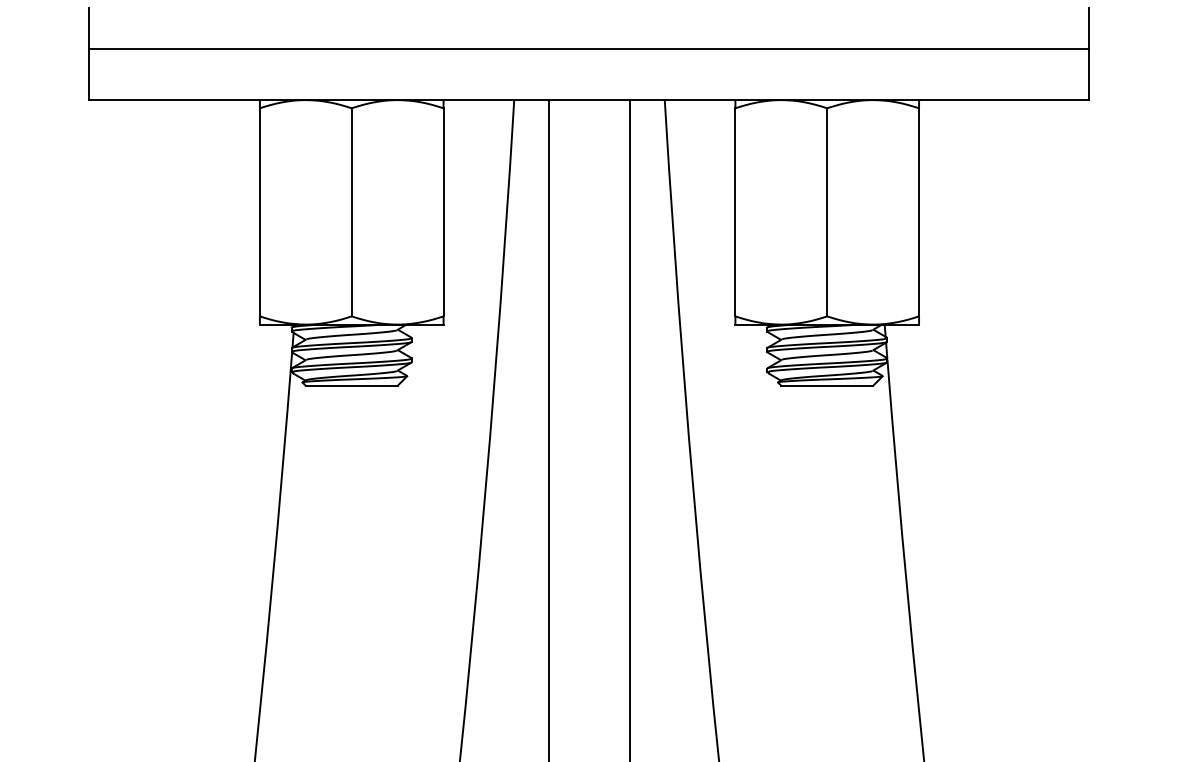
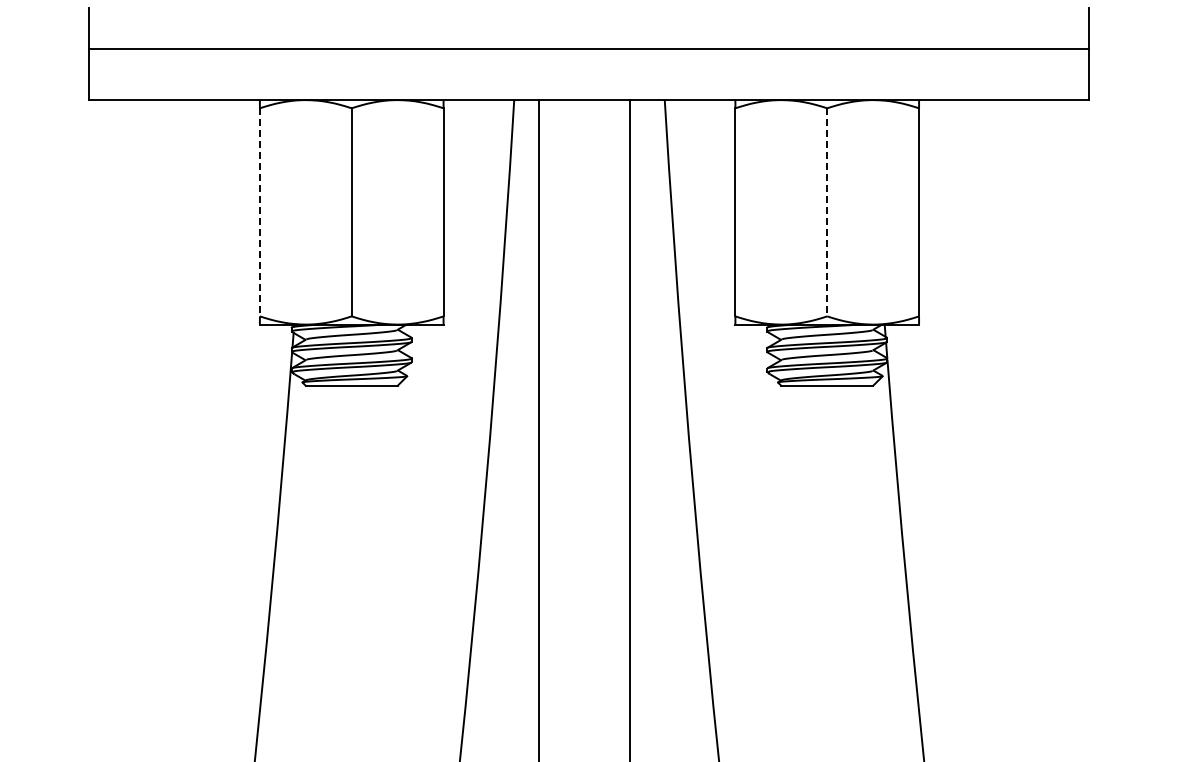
line: solid -> dashed (259, 212)
line: solid -> dashed (827, 212)
line position: (548, 429) -> (538, 429) (538, 429)
